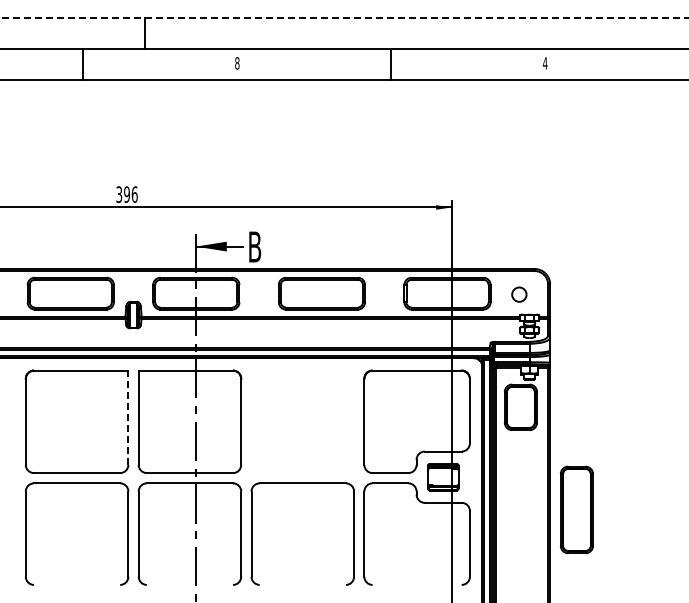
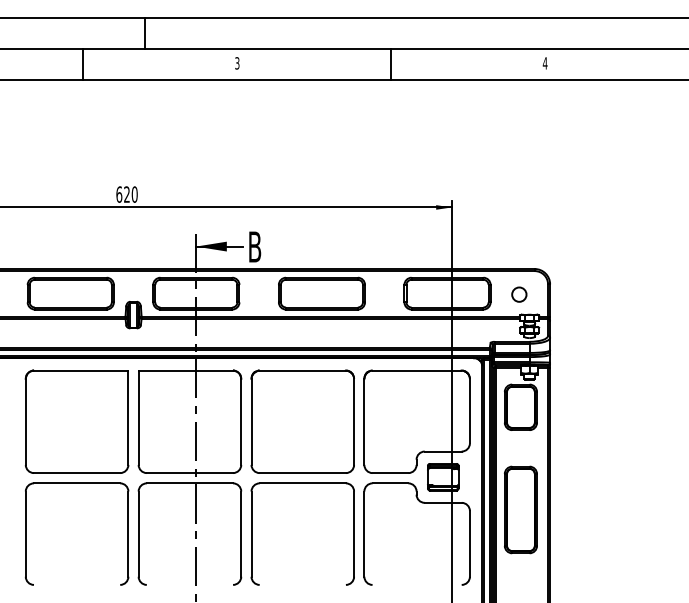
line: dashed -> solid (344, 18)
text: 8 -> 3 (237, 63)
text: 396 -> 620 (126, 194)
line: dashed -> solid (128, 417)
part: none -> present (302, 421)
part position: (576, 509) -> (520, 509) (520, 509)
